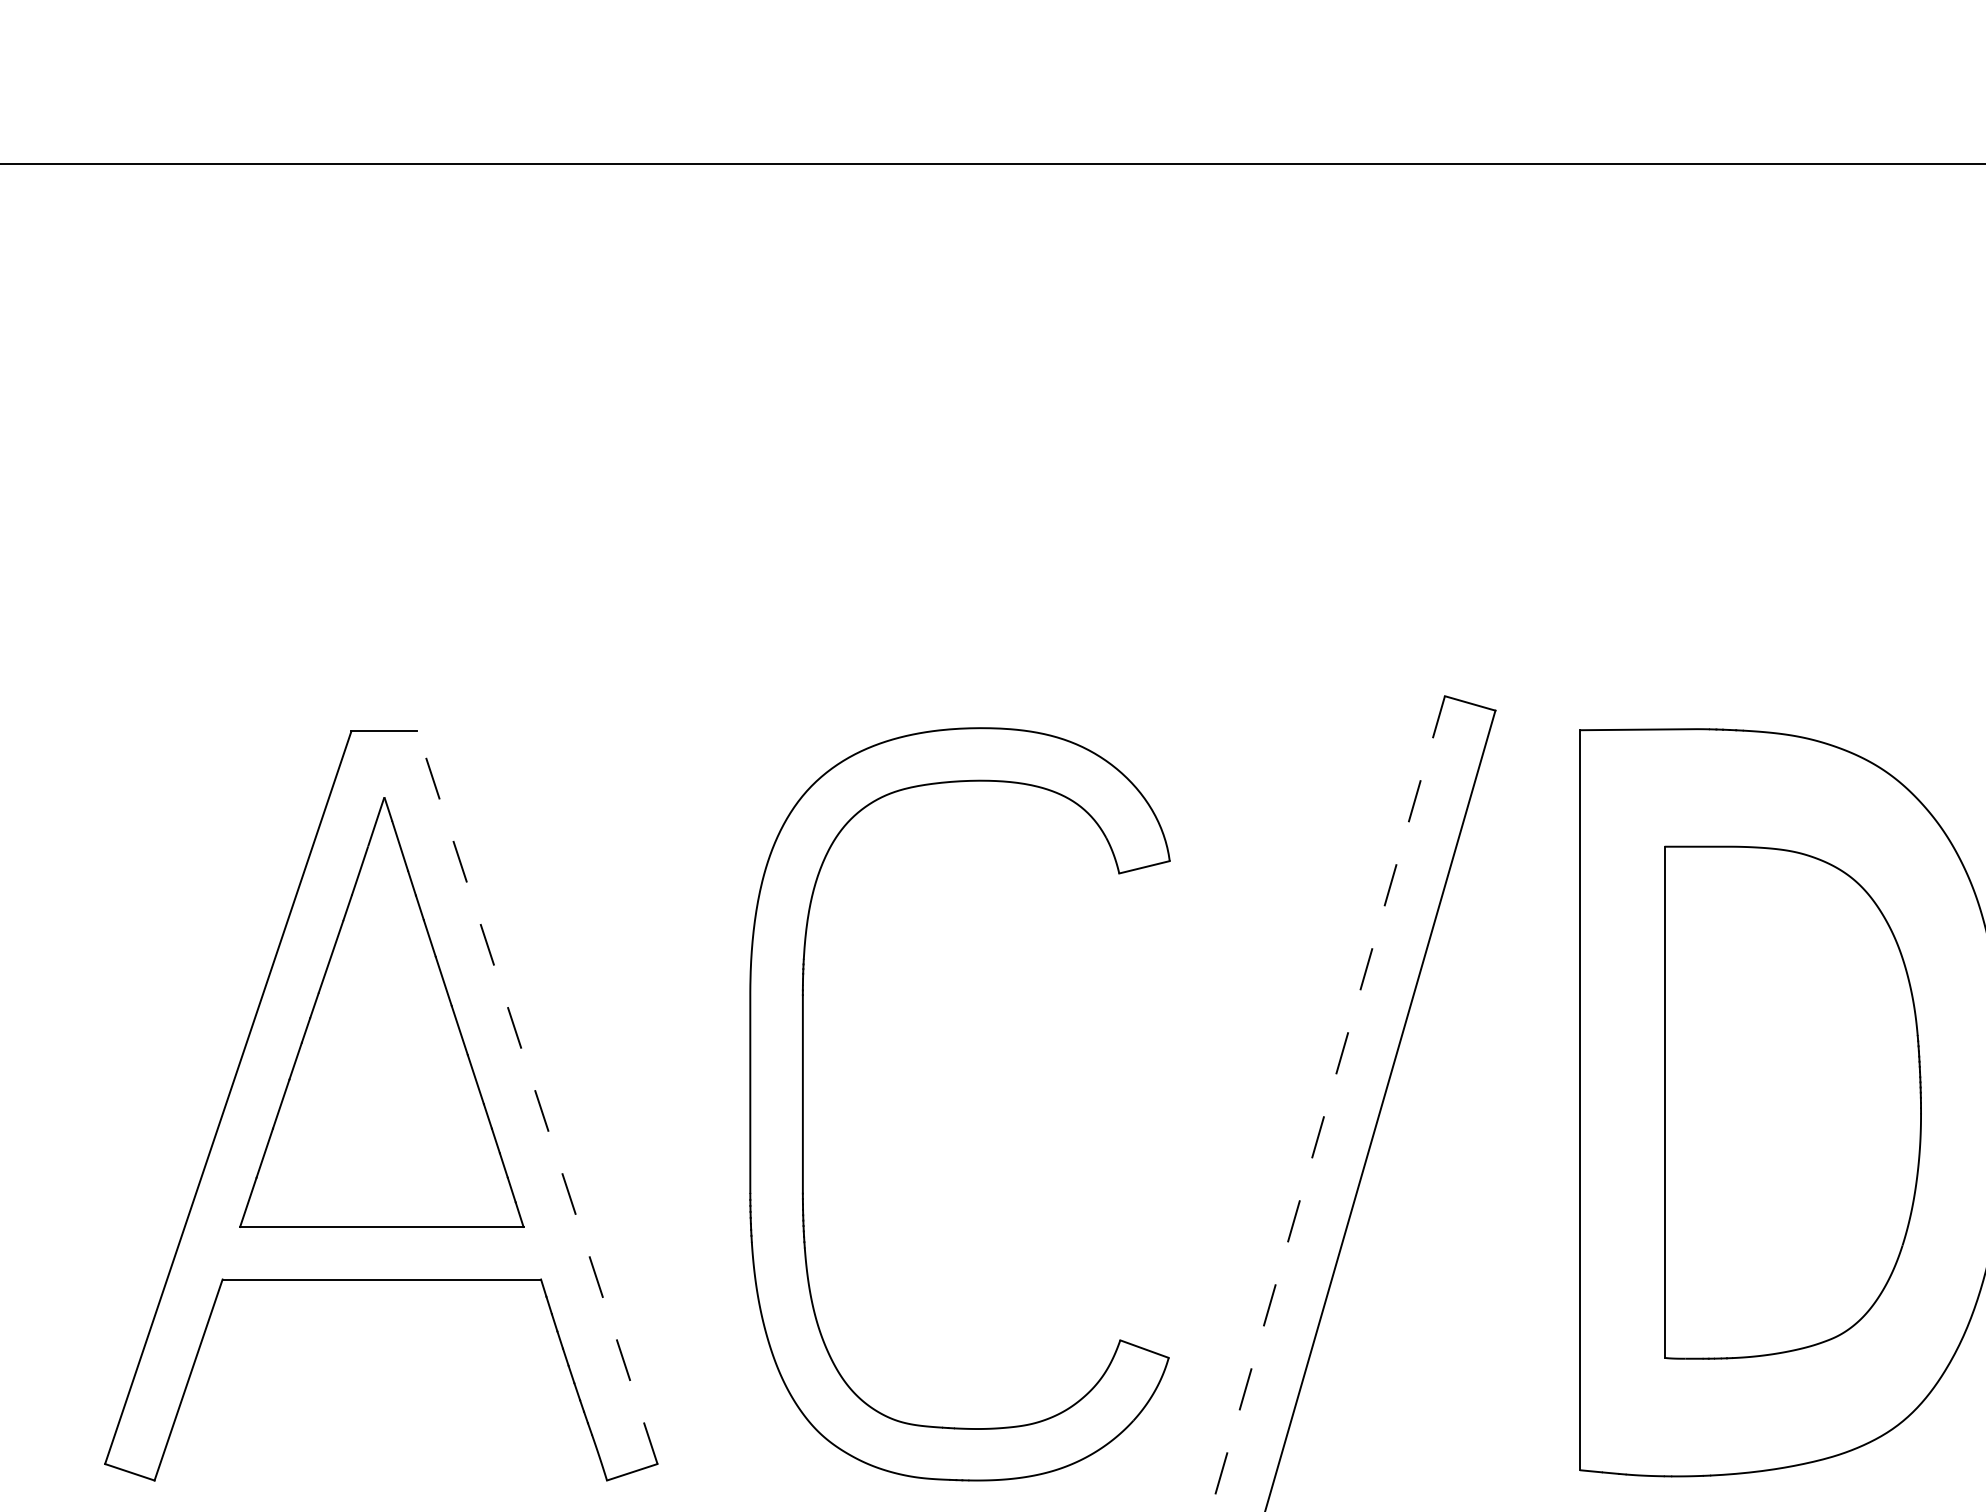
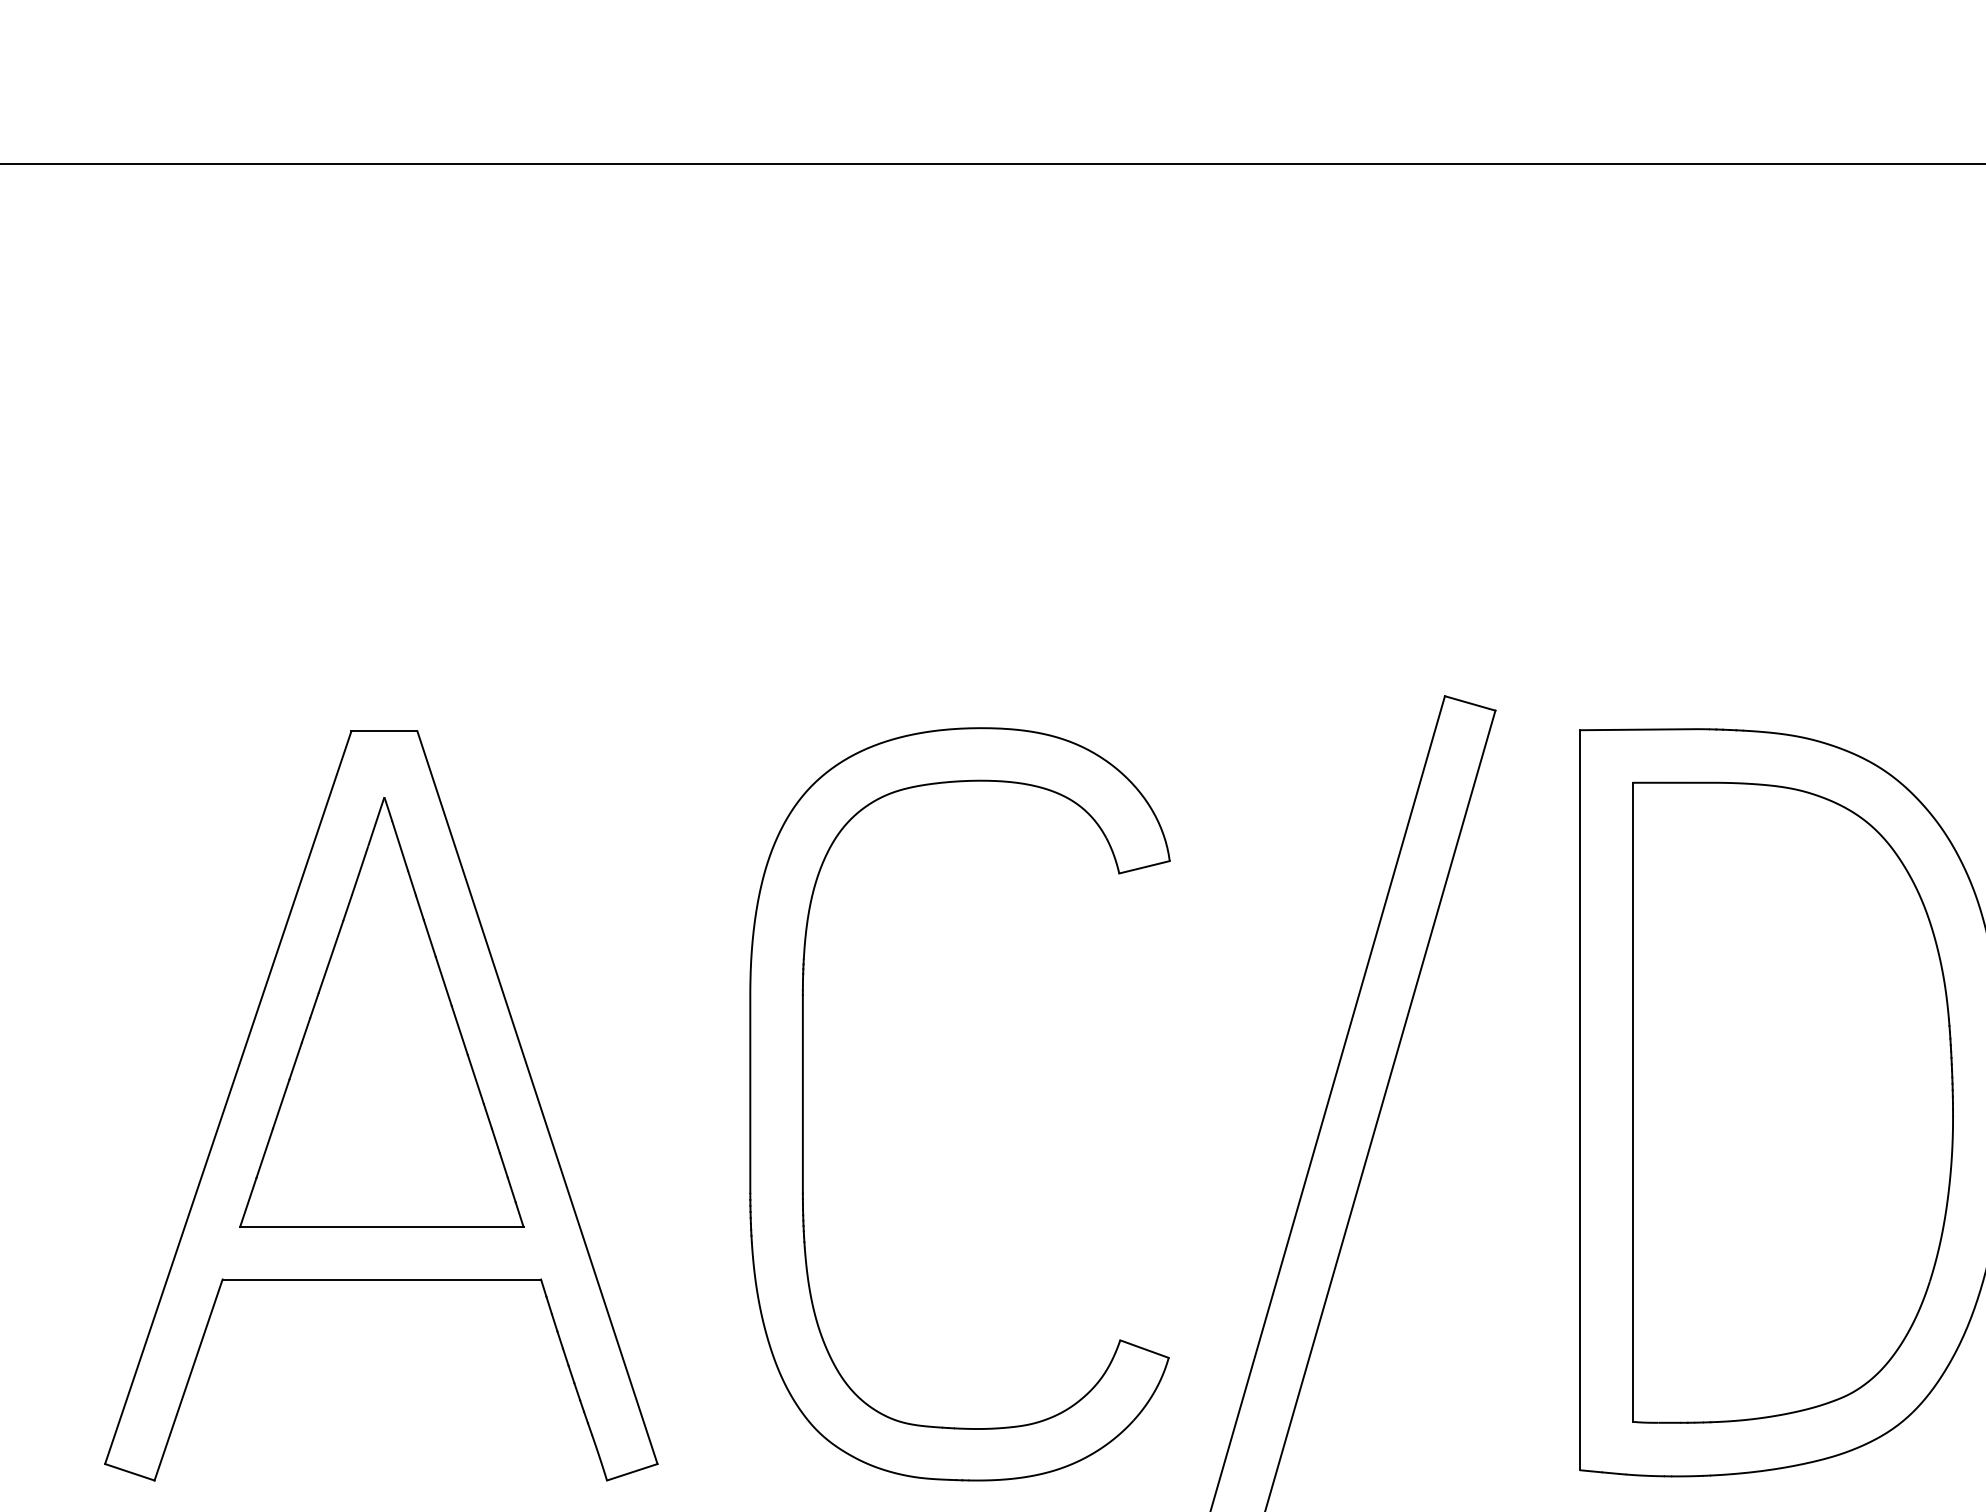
line: dashed -> solid (537, 1097)
part size: 258x515 px -> 322x643 px (1792, 1102)
line: dashed -> solid (1327, 1104)
